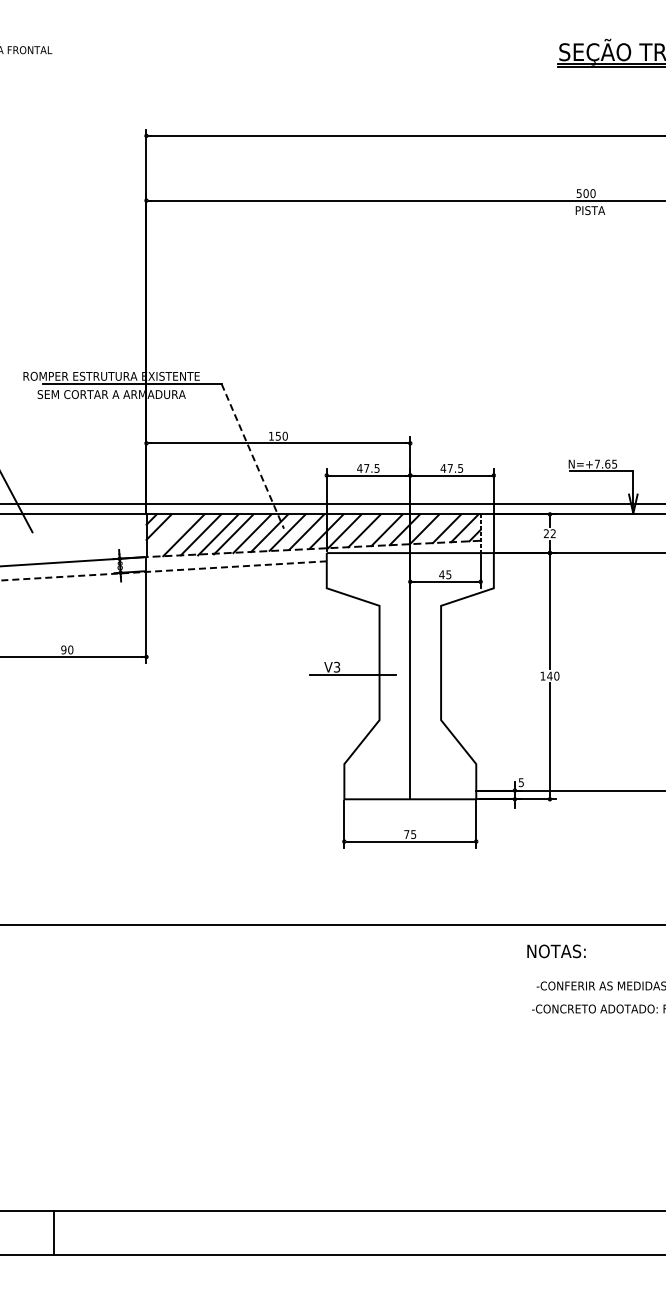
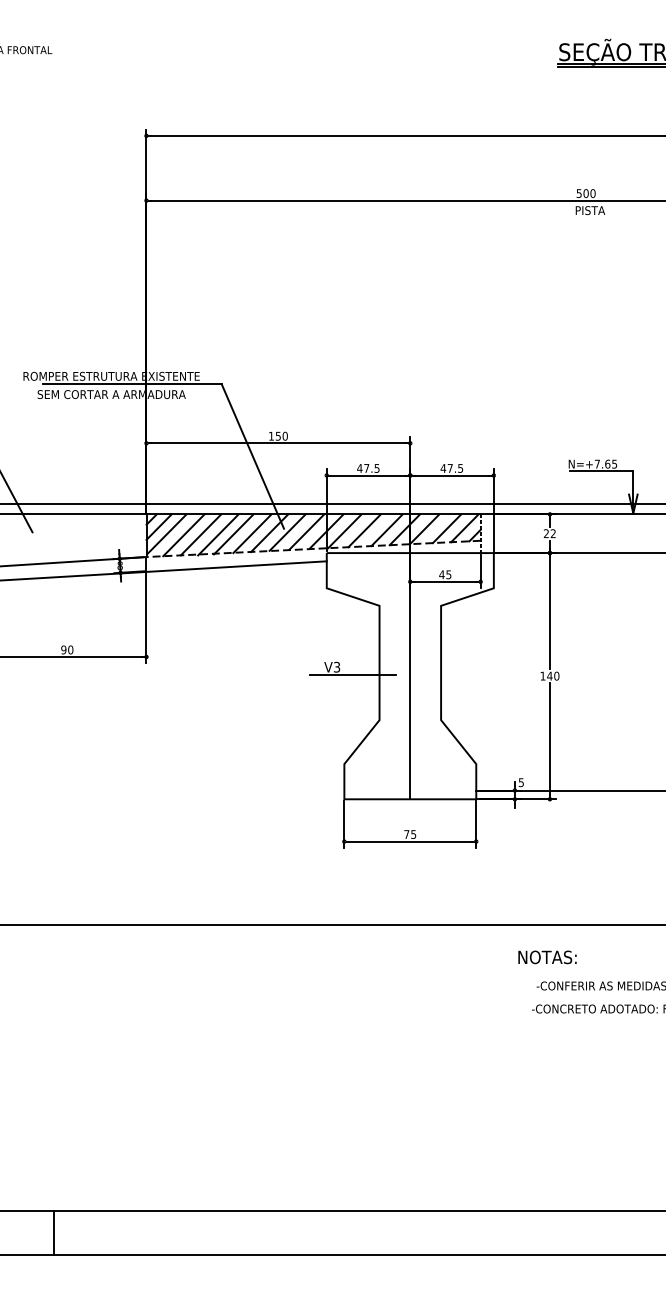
line: dashed -> solid (252, 456)
line: none -> present (166, 534)
line: dashed -> solid (163, 570)
text position: (556, 951) -> (547, 957) (547, 957)
